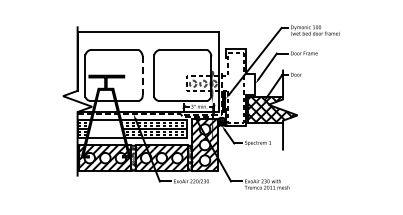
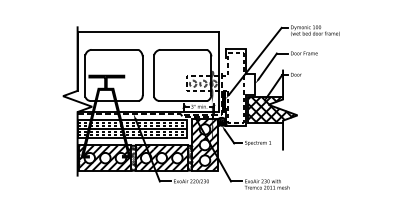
line: dashed -> solid (142, 76)
hatch: none -> present (106, 129)
